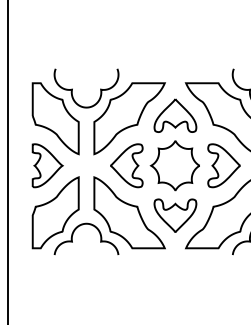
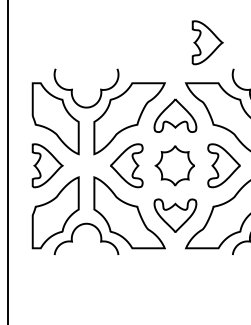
part: none -> present (207, 42)
part size: 51x52 px -> 41x42 px (174, 165)
